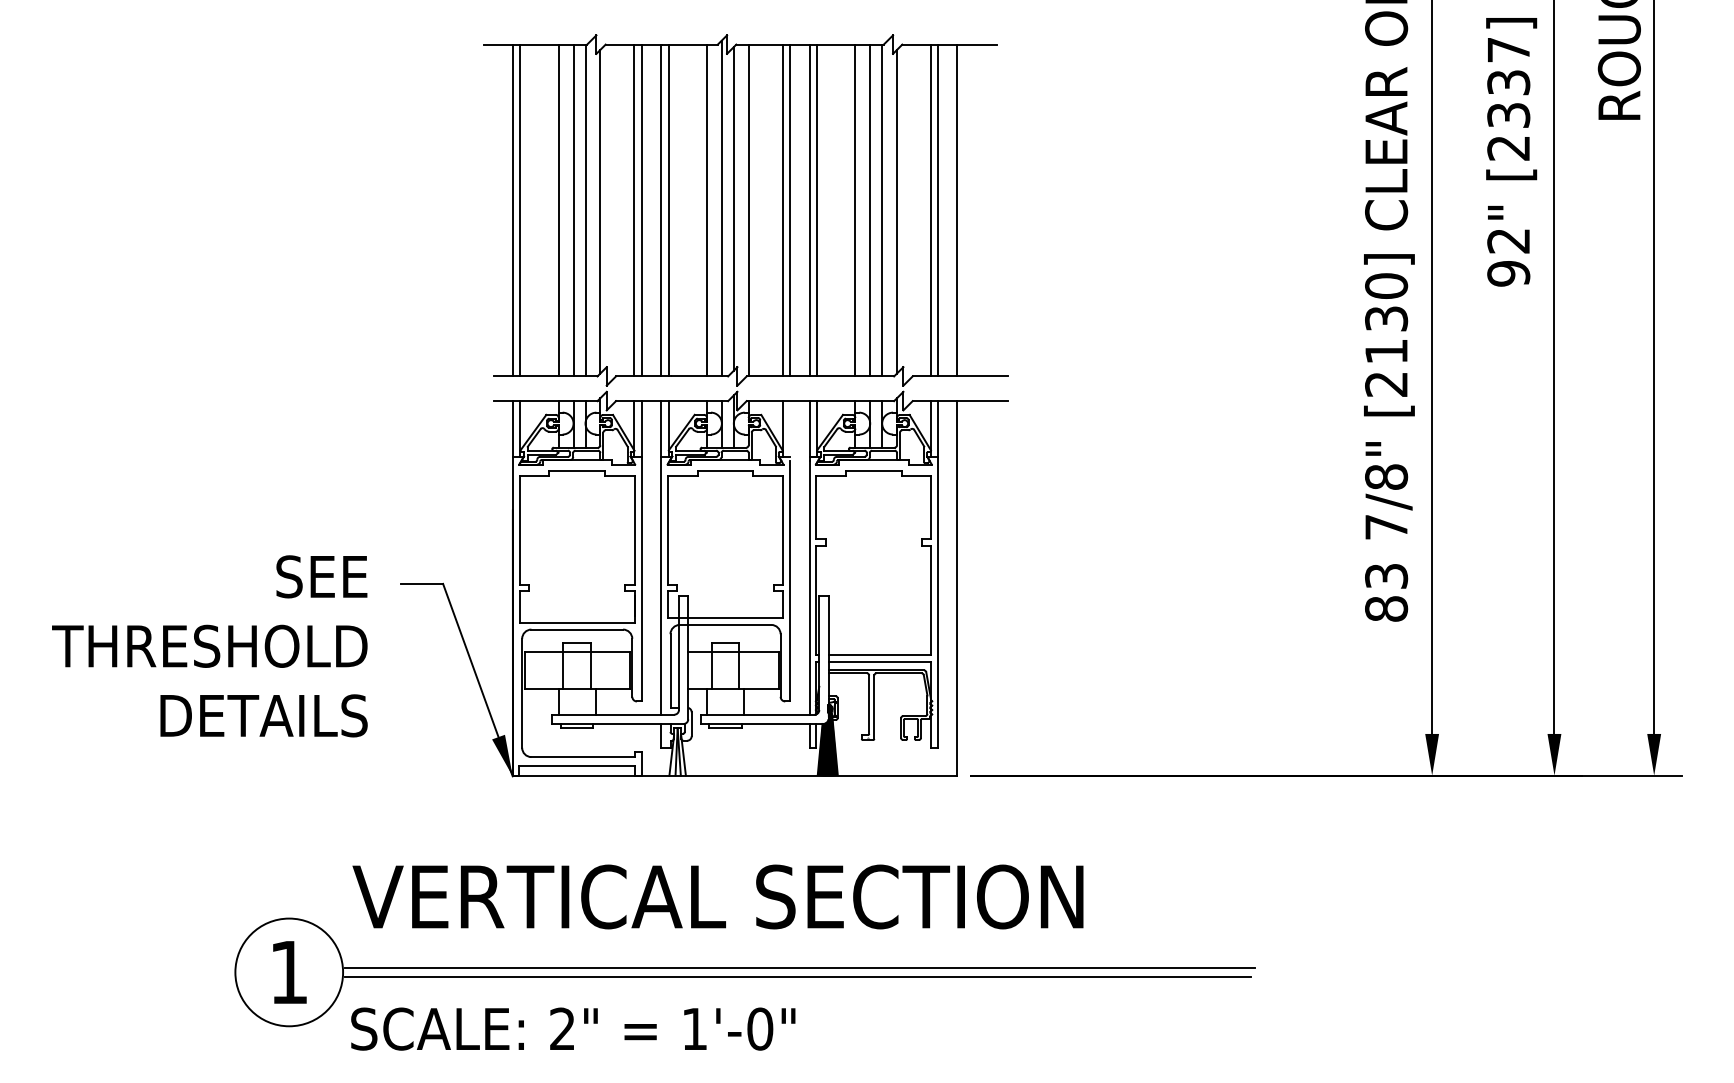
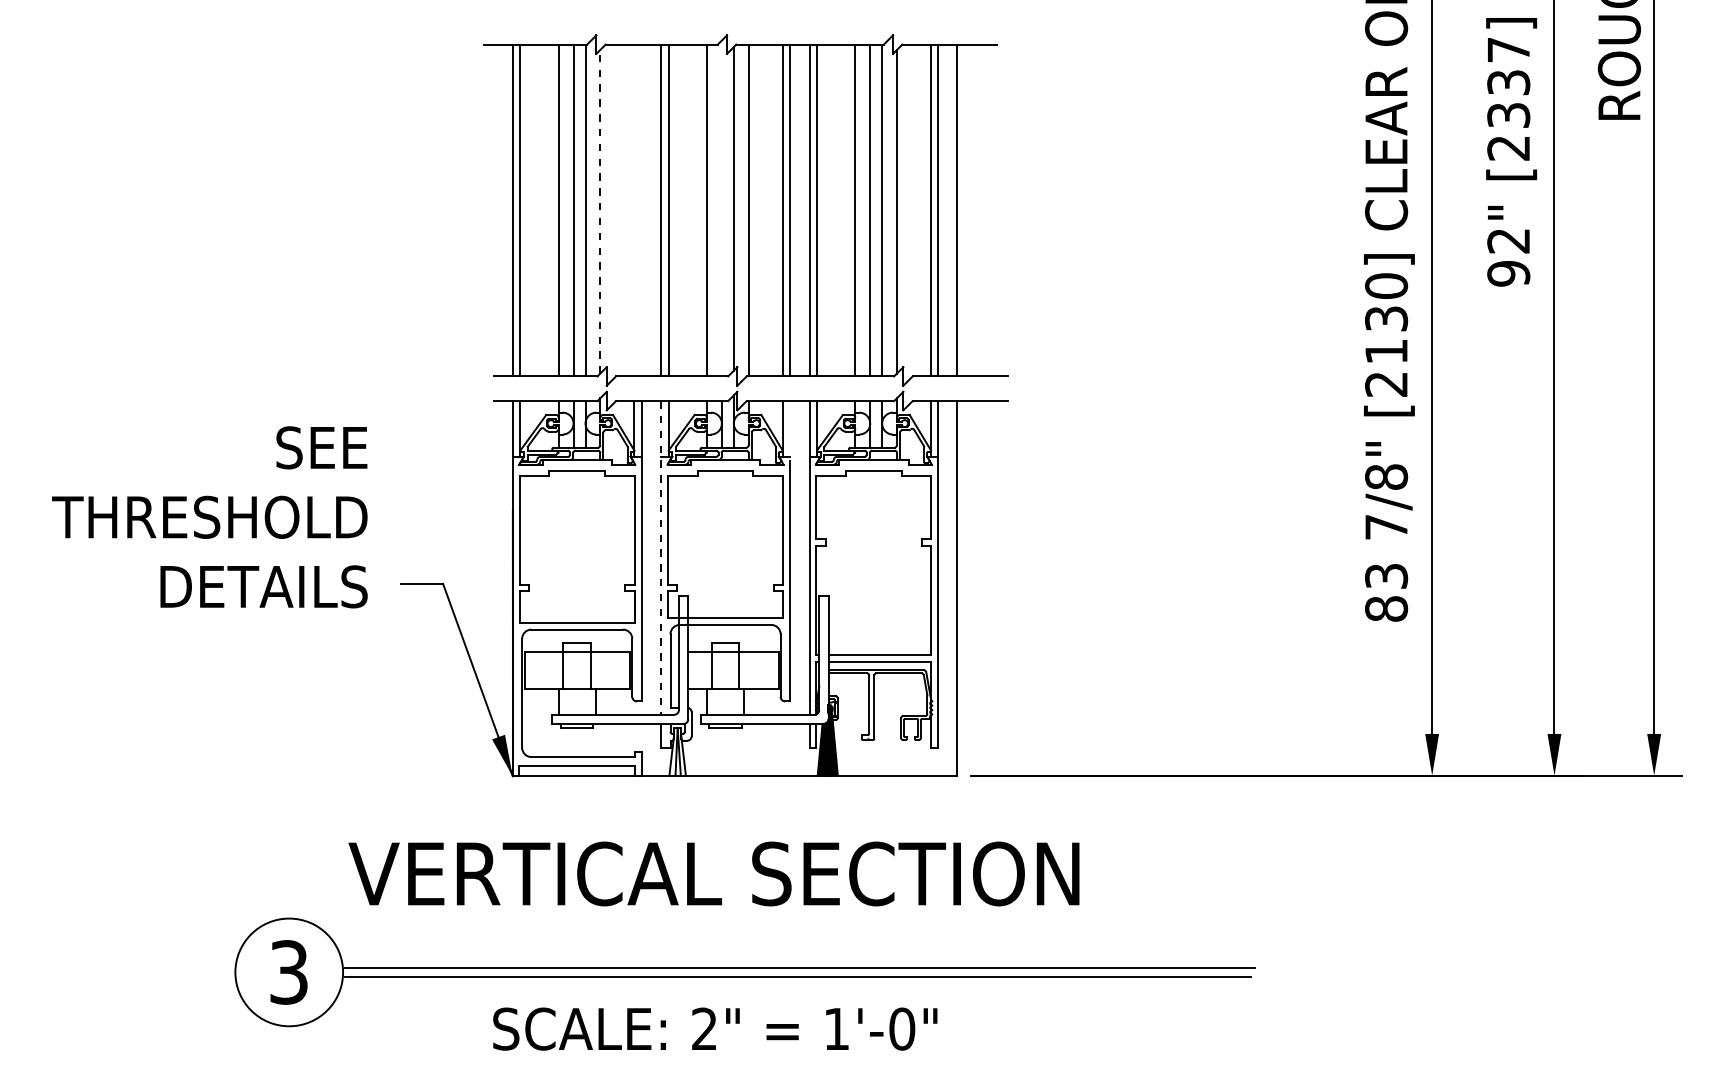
line: present -> none (721, 208)
line: present -> none (634, 210)
line: present -> none (641, 210)
line: solid -> dashed (600, 211)
line: solid -> dashed (661, 557)
text position: (209, 646) -> (209, 517) (209, 517)
text position: (717, 896) -> (713, 873) (713, 873)
text: 1 -> 3 (288, 972)
text position: (573, 1028) -> (715, 1028) (715, 1028)
